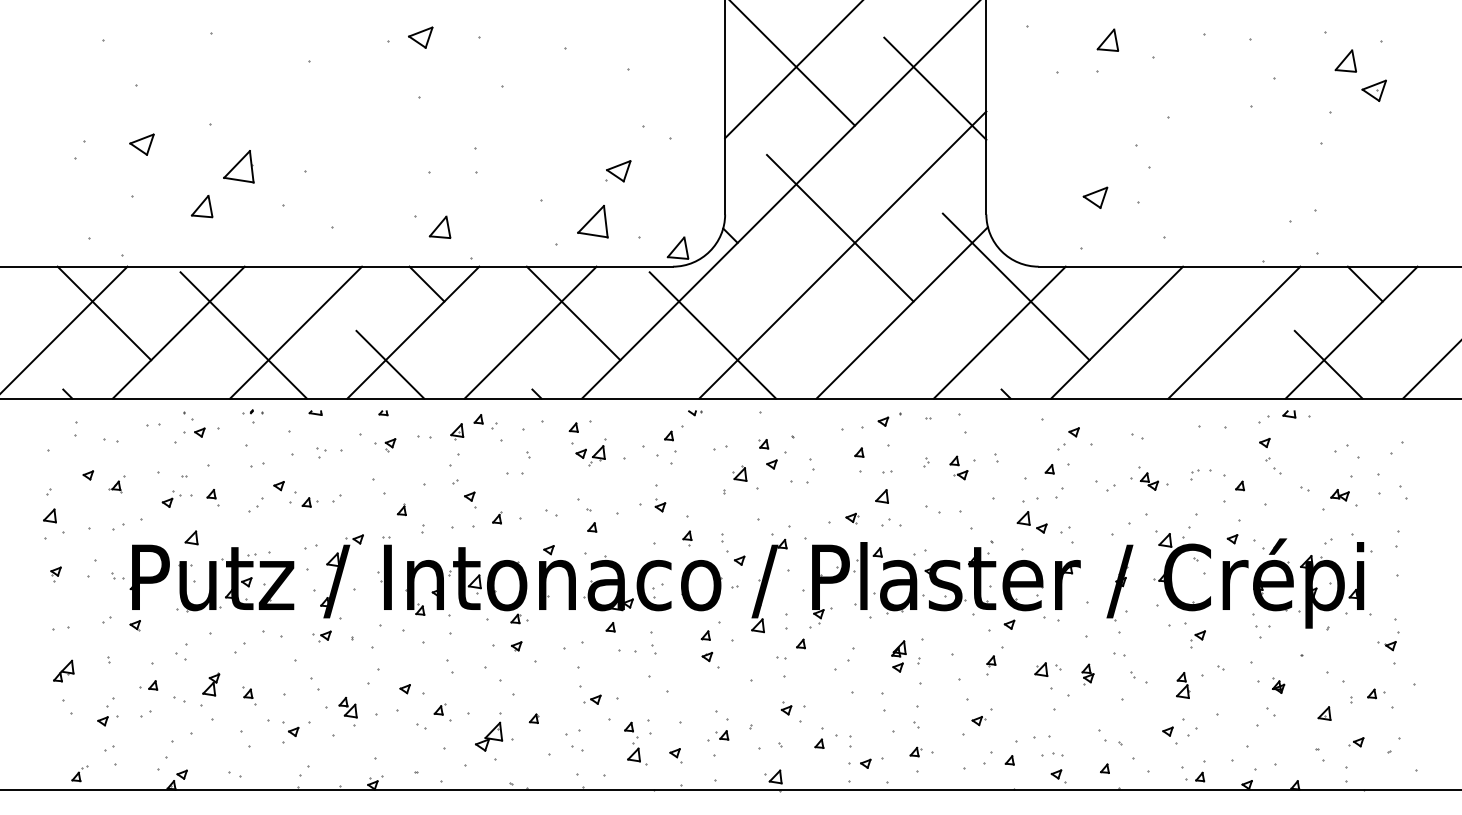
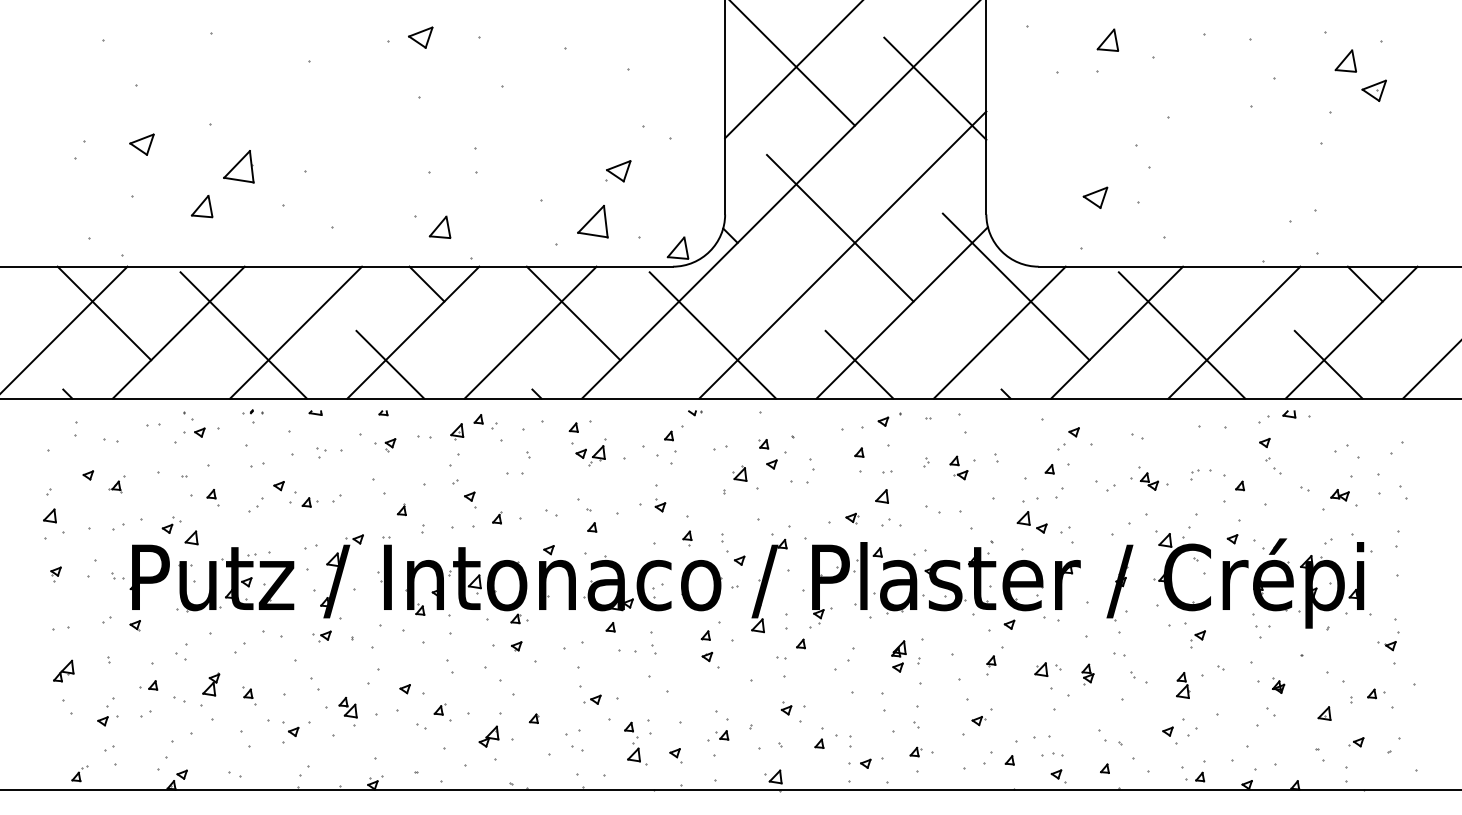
line: none -> present (1181, 335)
line: none -> present (859, 364)
part position: (171, 498) -> (171, 524) (171, 524)
part size: 29x31 px -> 22x23 px (488, 736)
